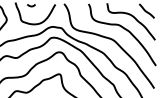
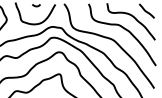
curve position: (31, 5) -> (36, 5) (36, 5)
